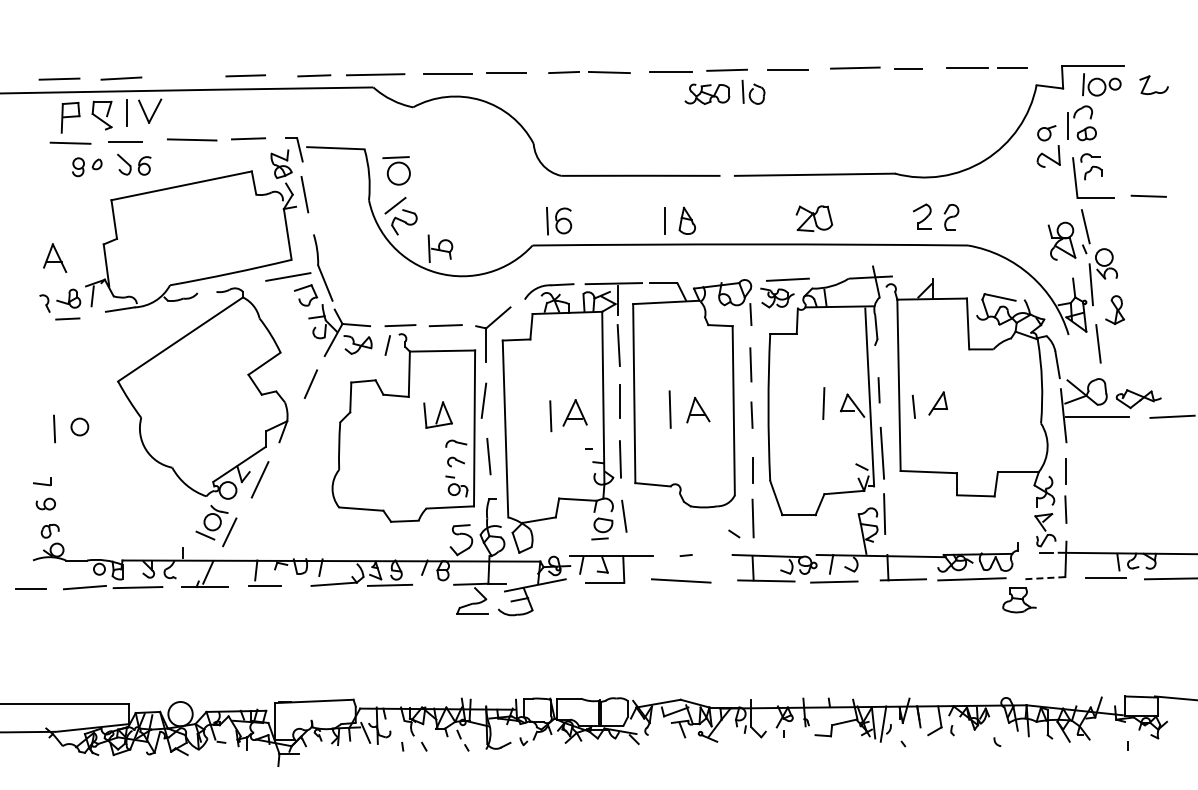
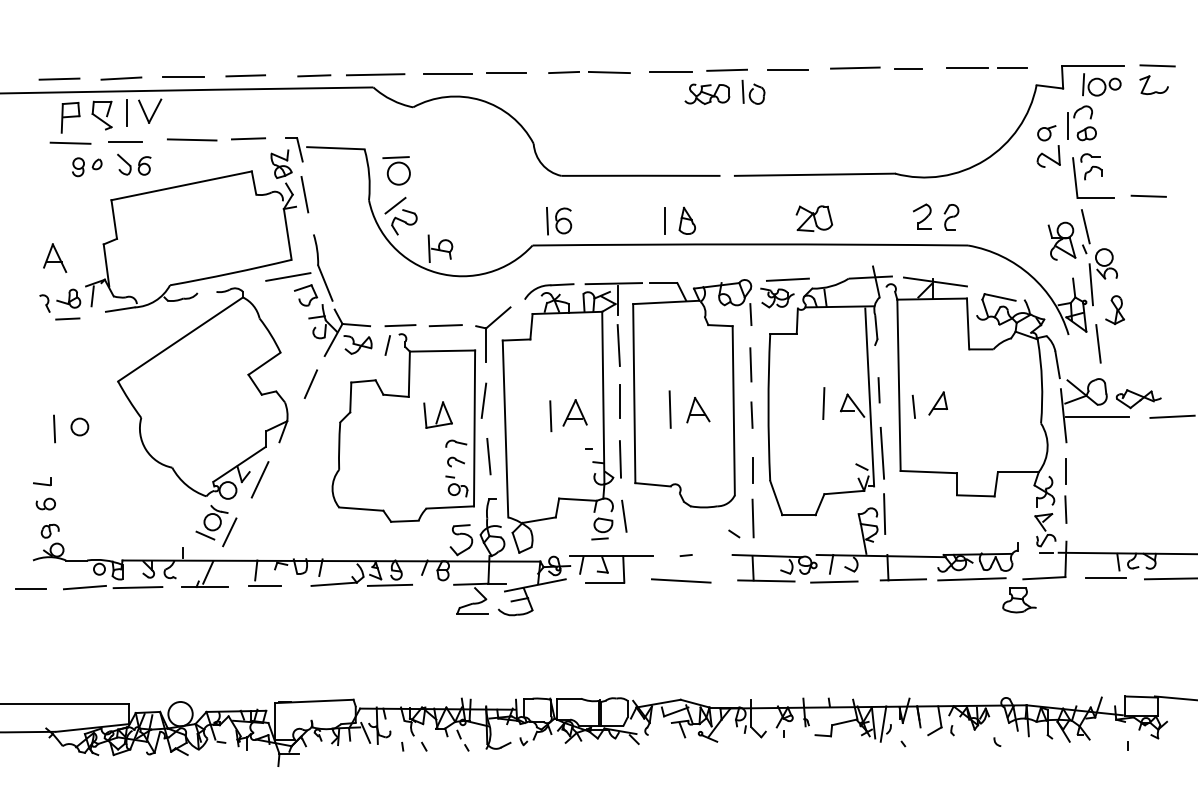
line: none -> present (1157, 65)
line: none -> present (183, 76)
line: none -> present (934, 281)
line: dashed -> solid (1043, 578)
